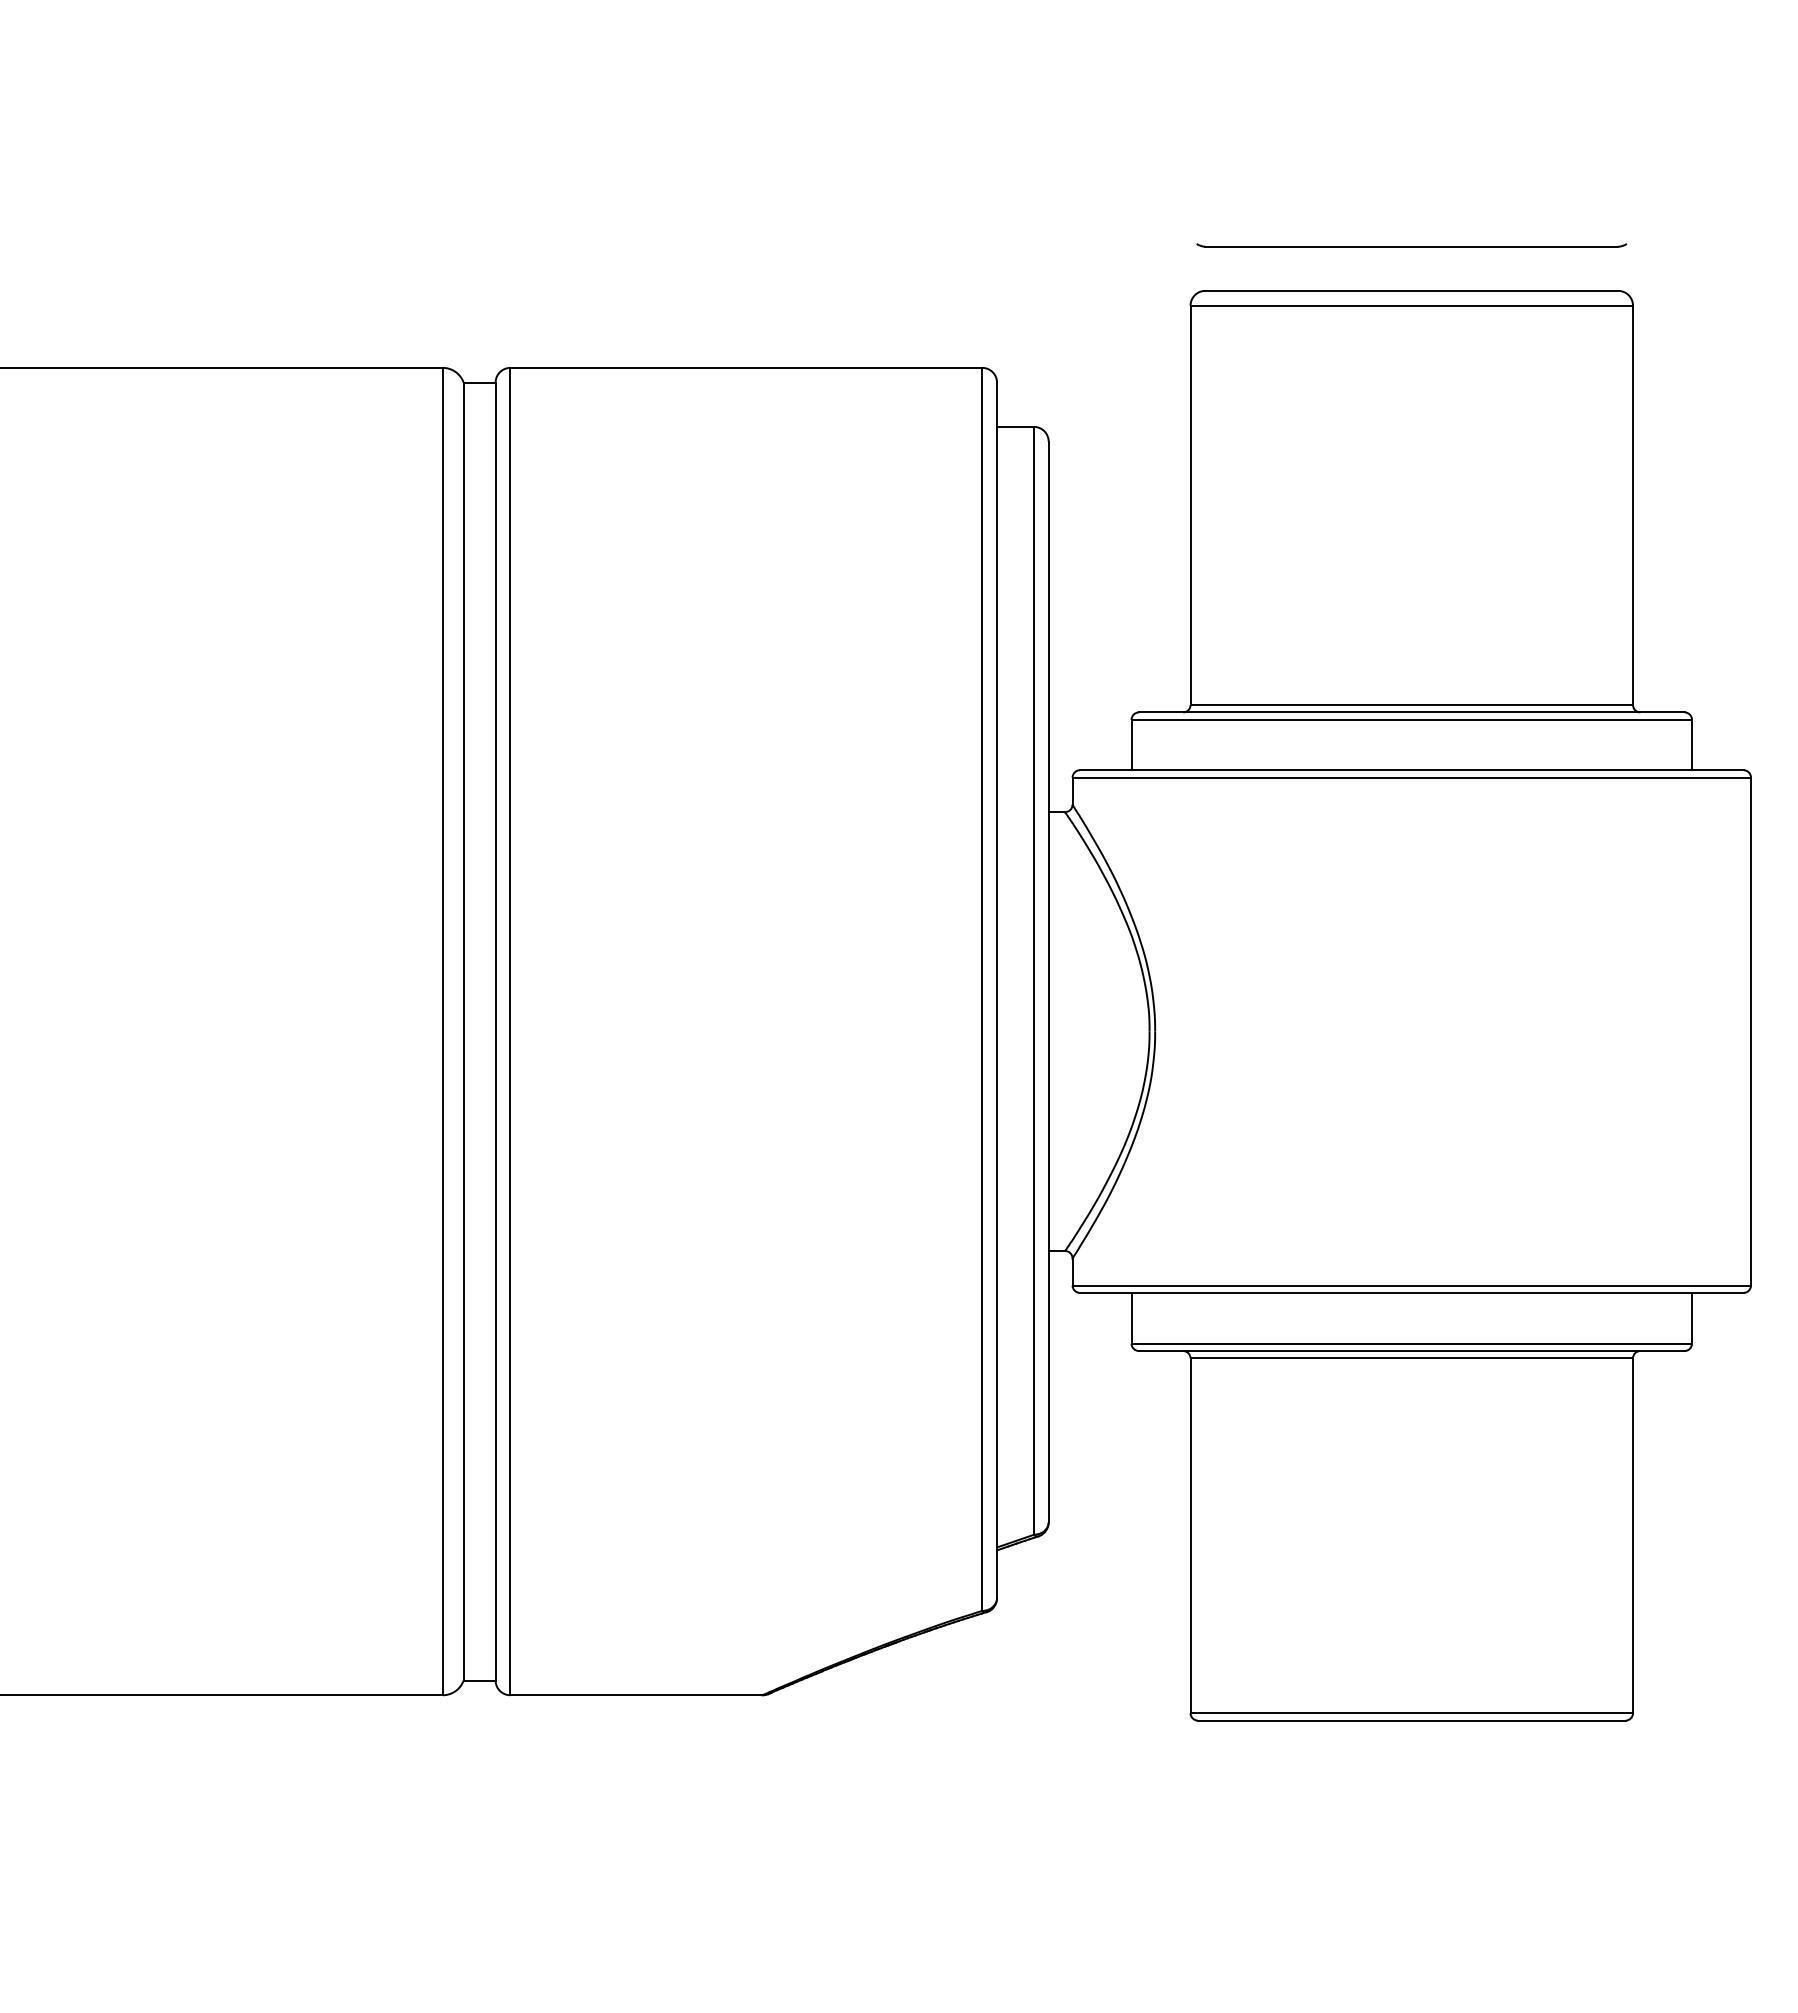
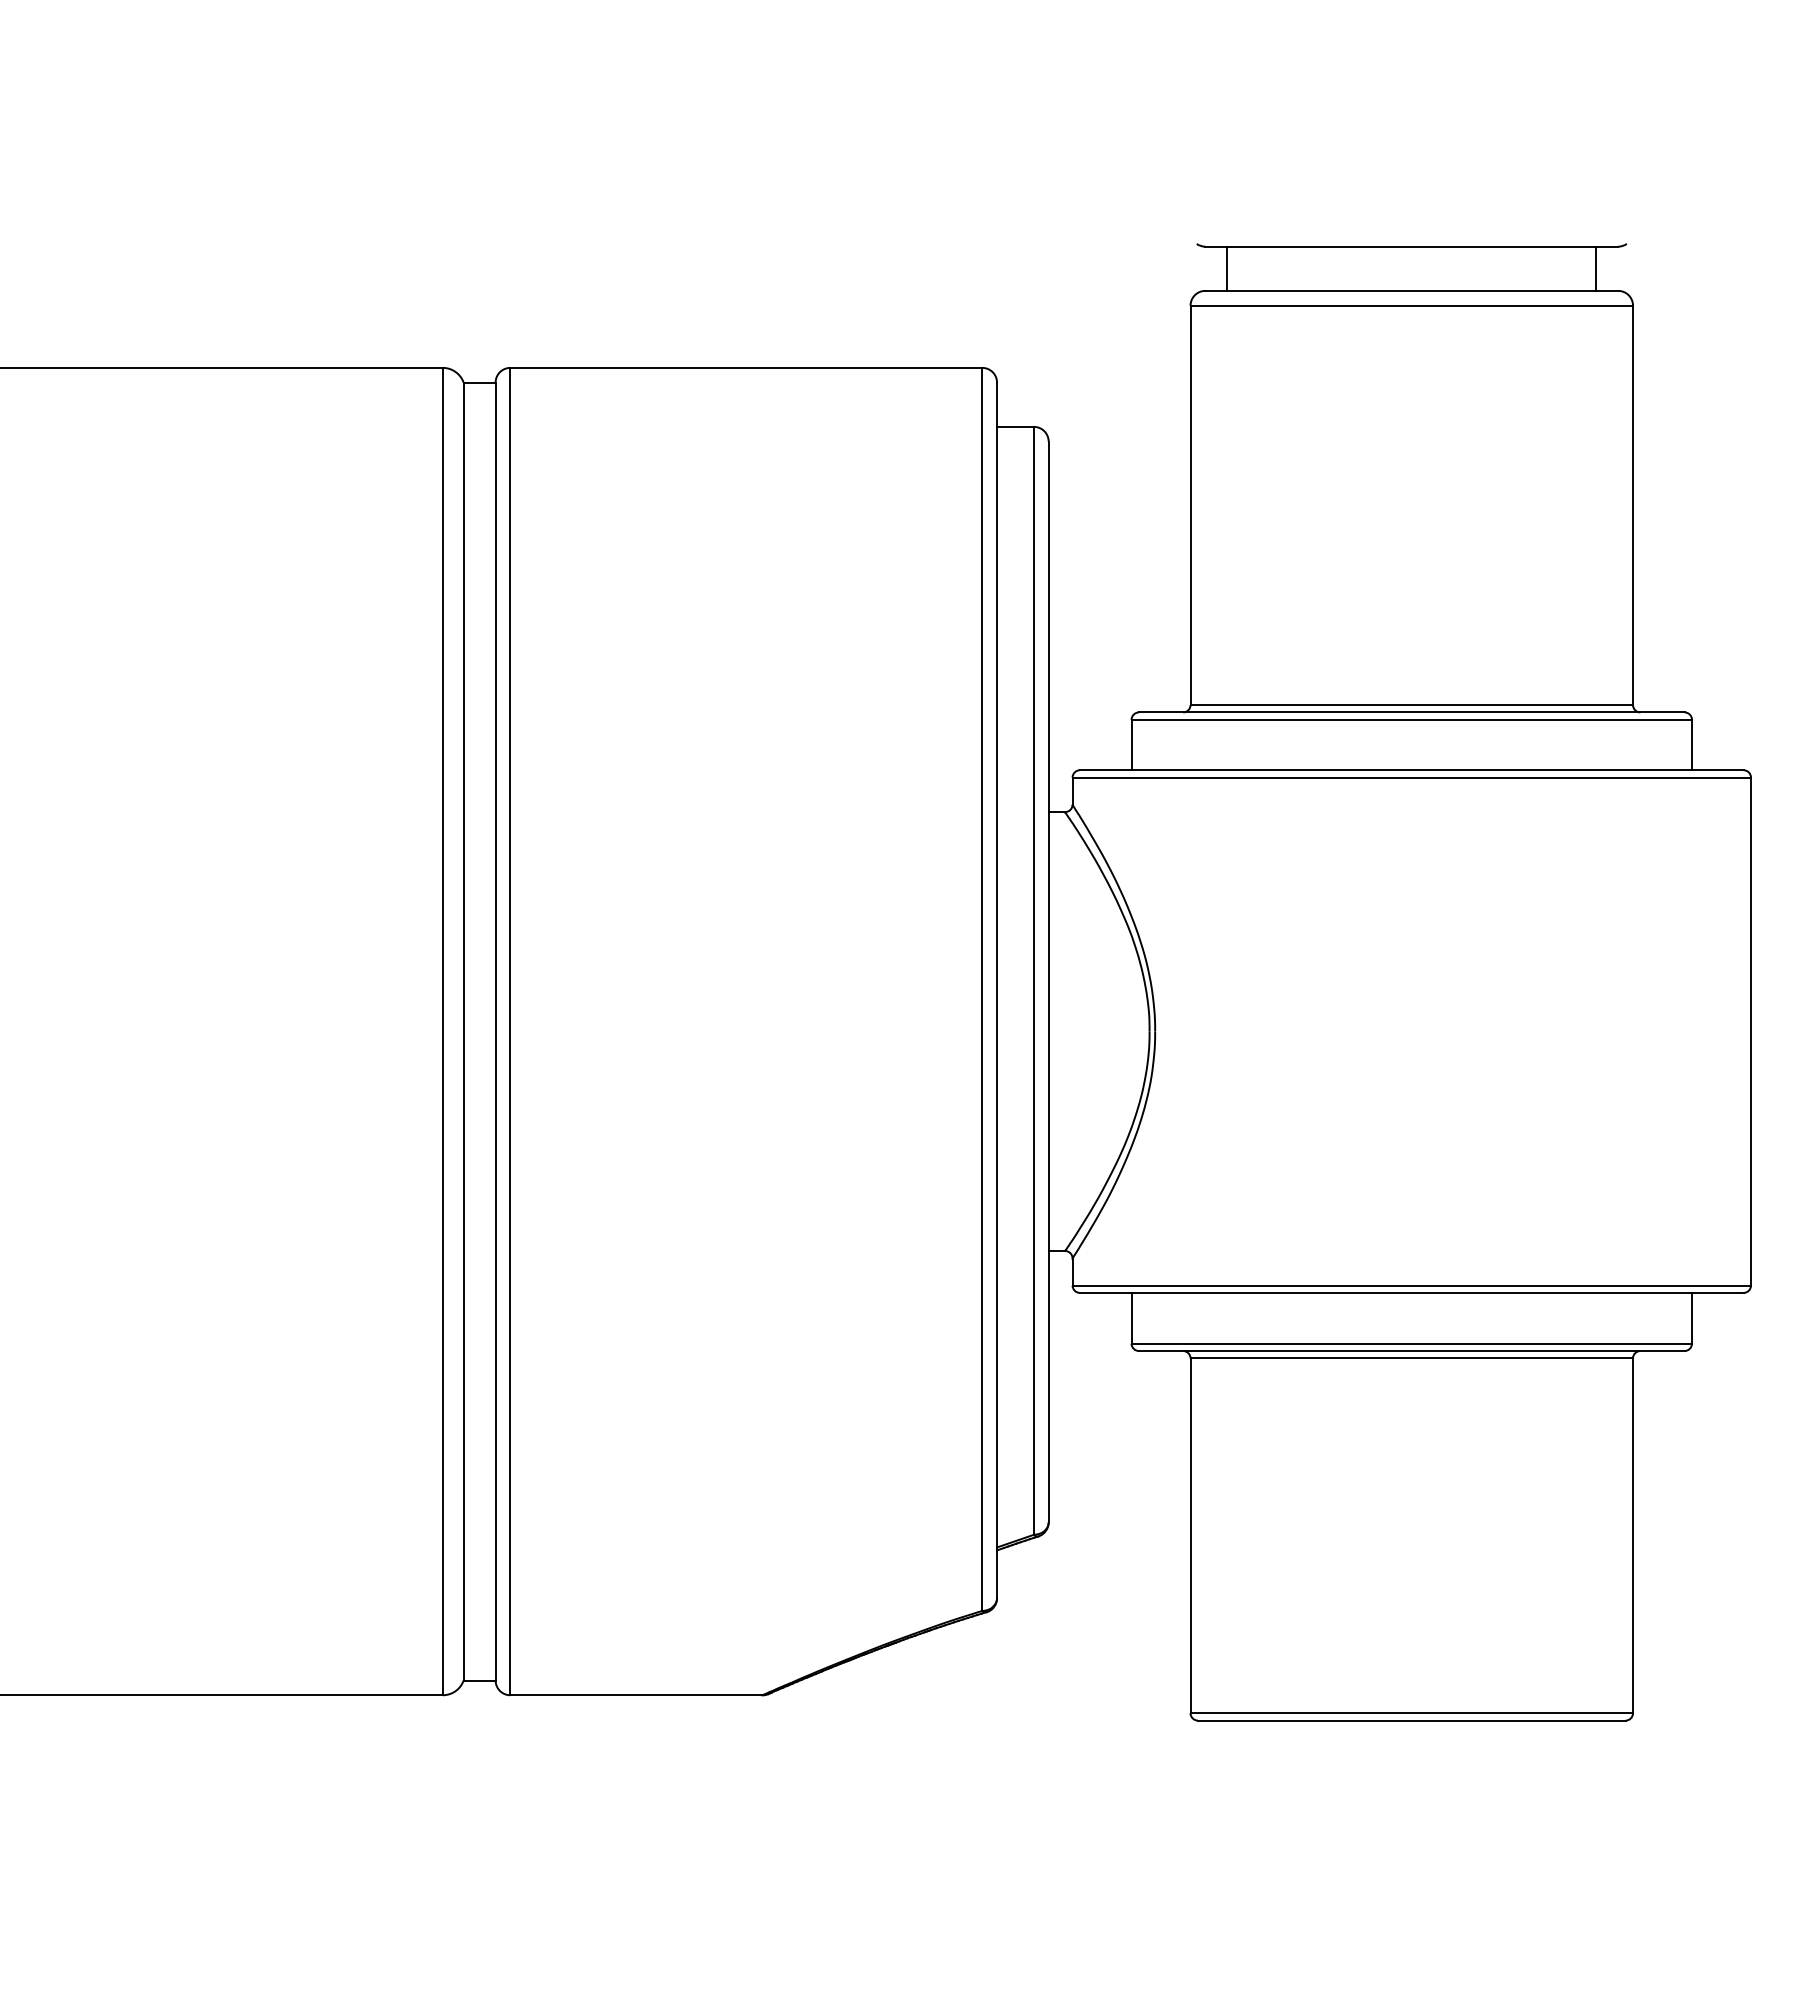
line: none -> present (1227, 268)
line: none -> present (1596, 268)
